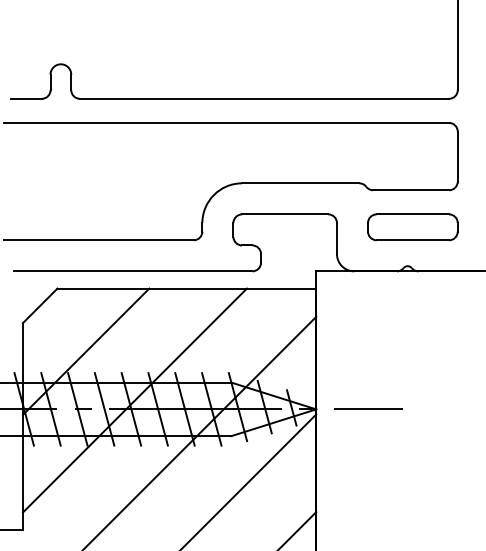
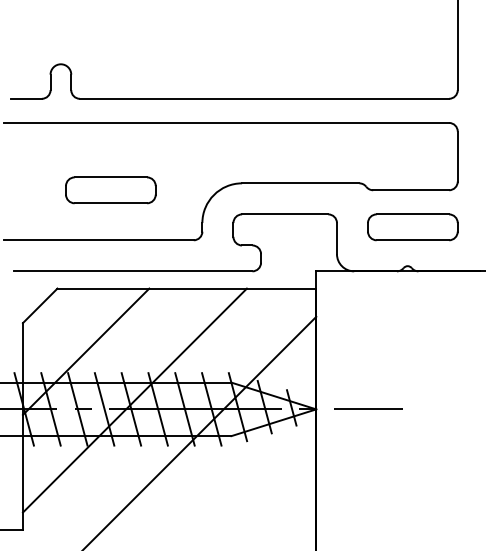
part: none -> present (110, 190)
line: present -> none (249, 480)
line: present -> none (298, 529)
